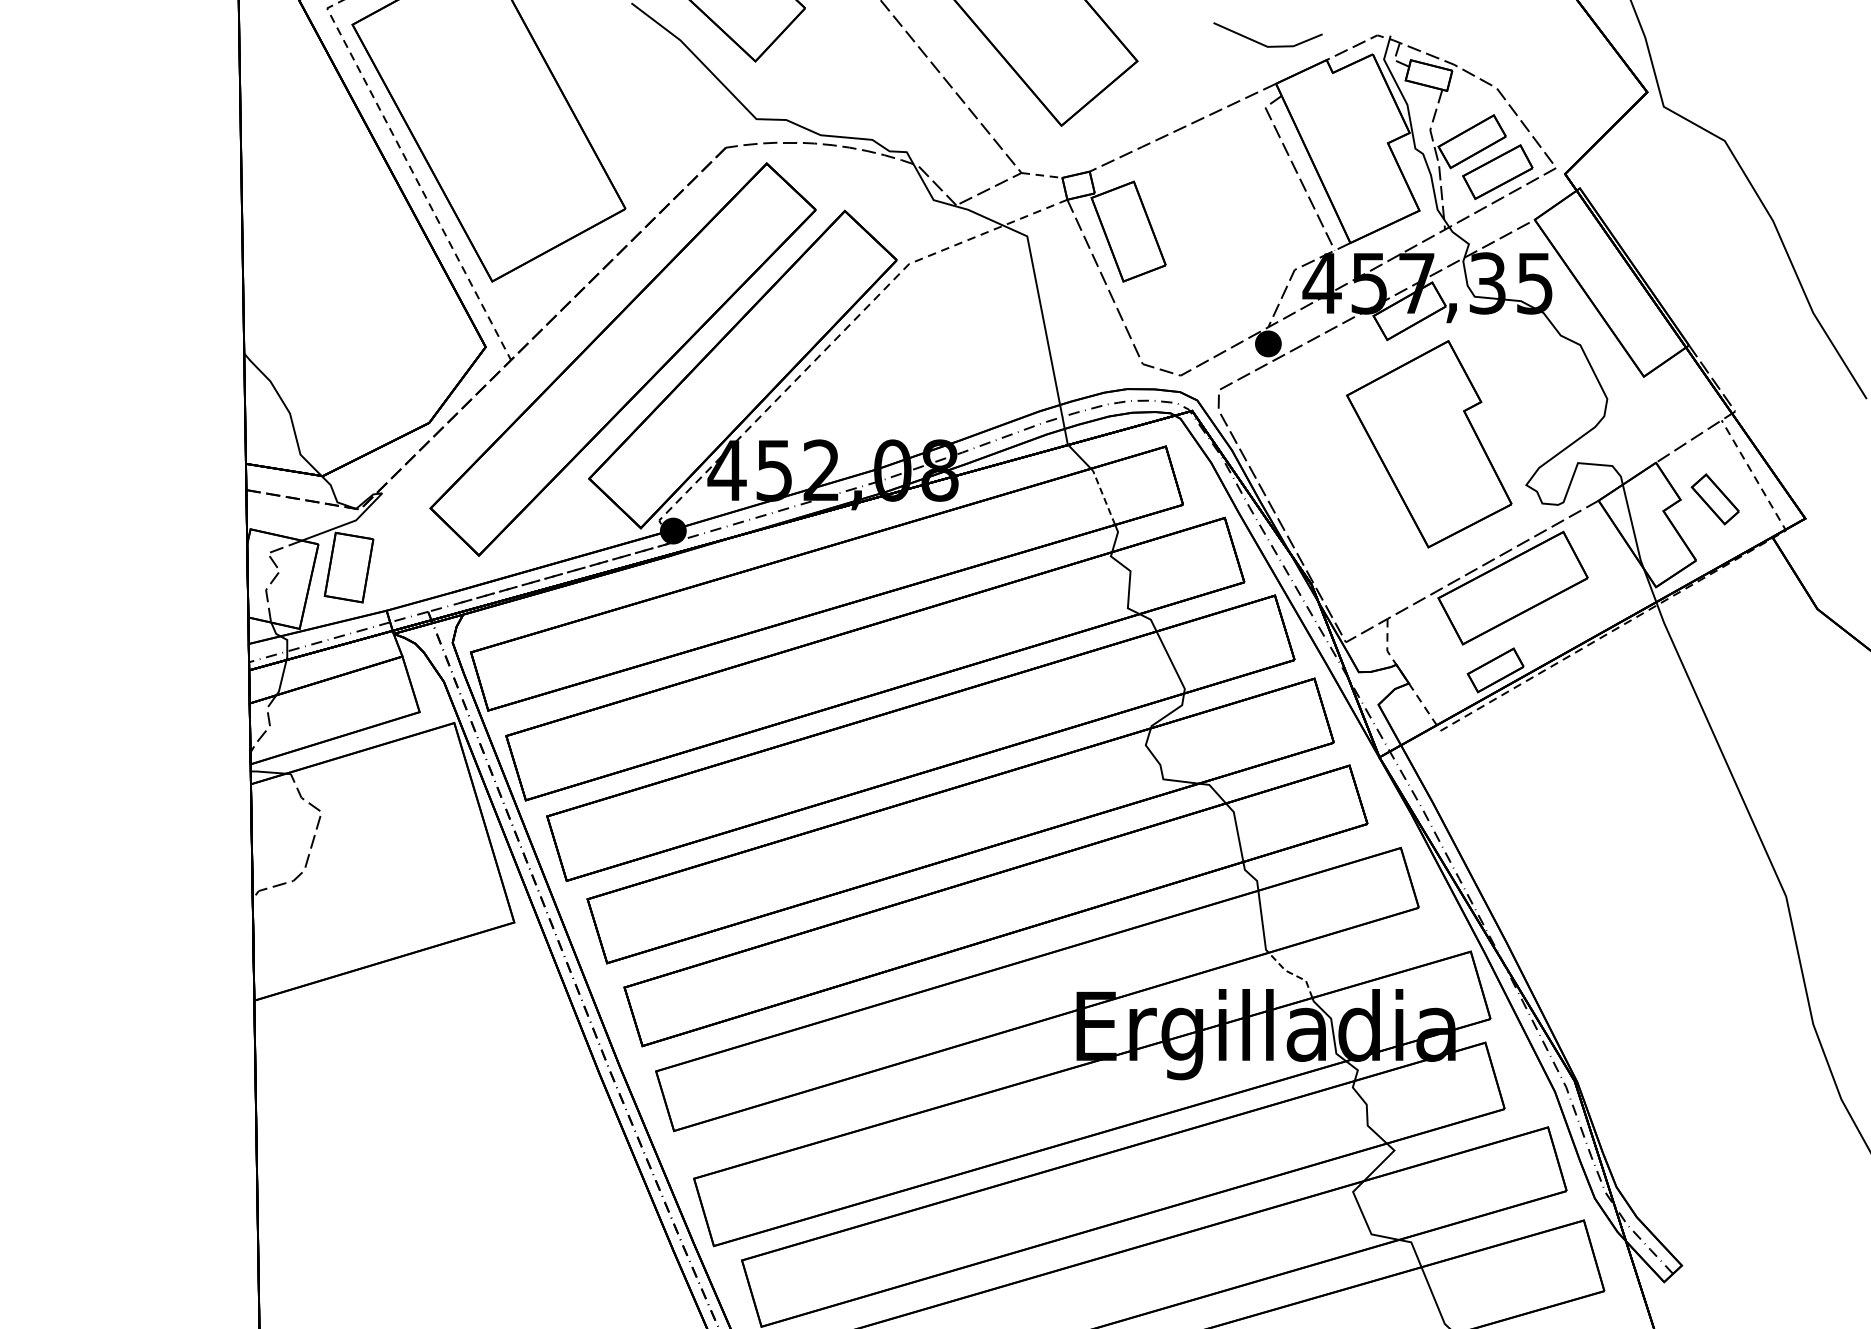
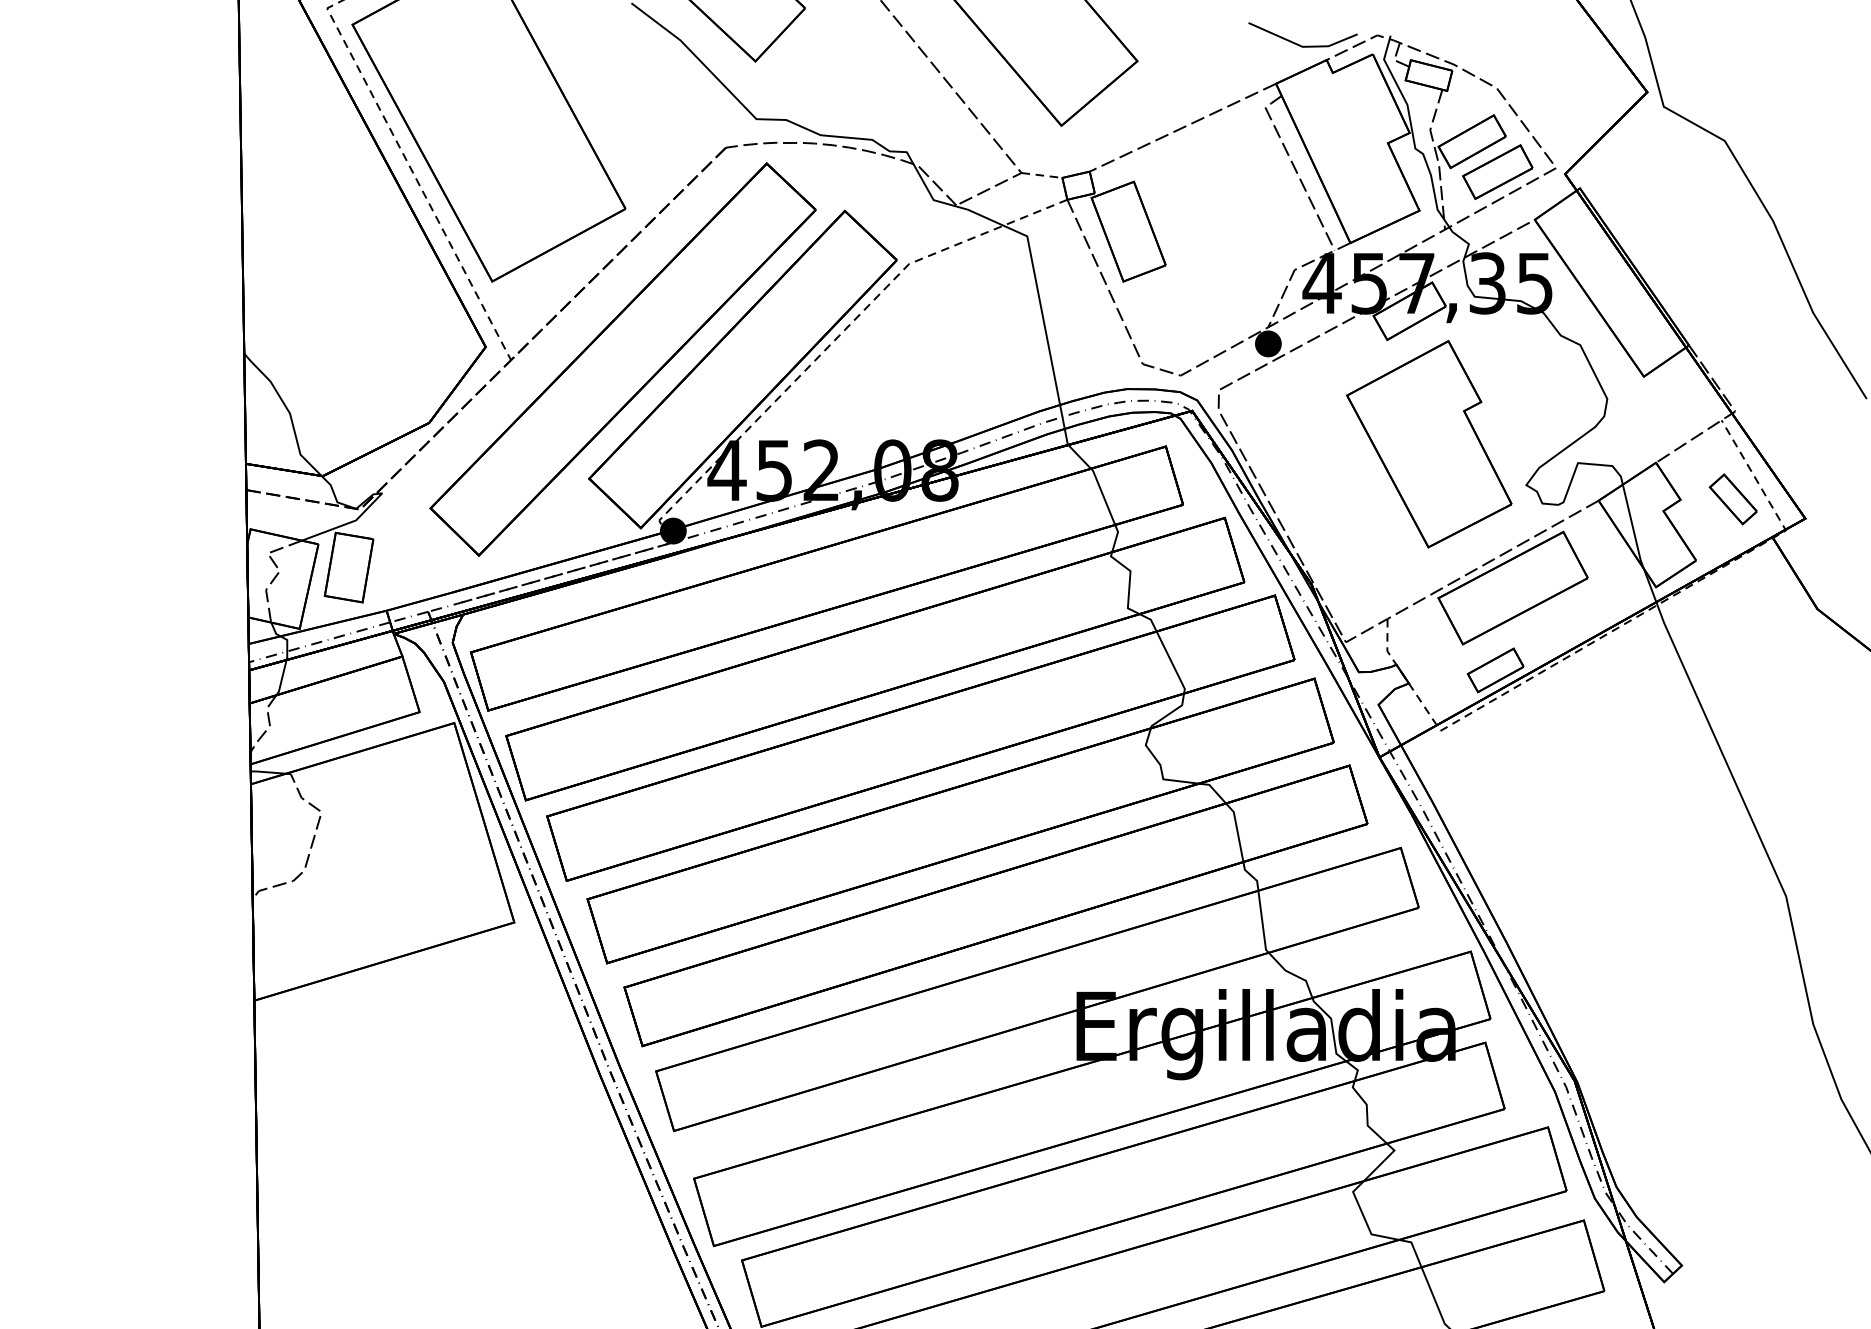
line position: (1265, 44) -> (1300, 44) (1300, 44)
line: dashed -> solid (1103, 495)
part position: (1714, 499) -> (1732, 499) (1732, 499)
line: dashed -> solid (1293, 974)
